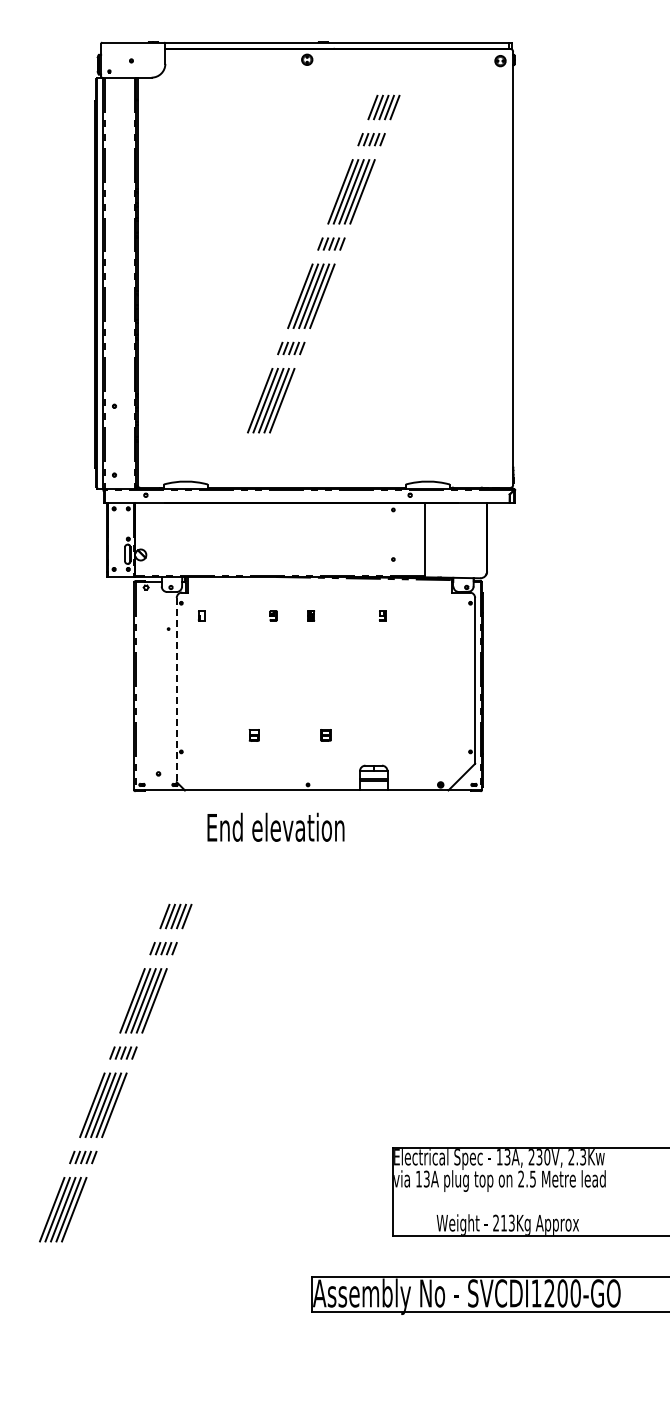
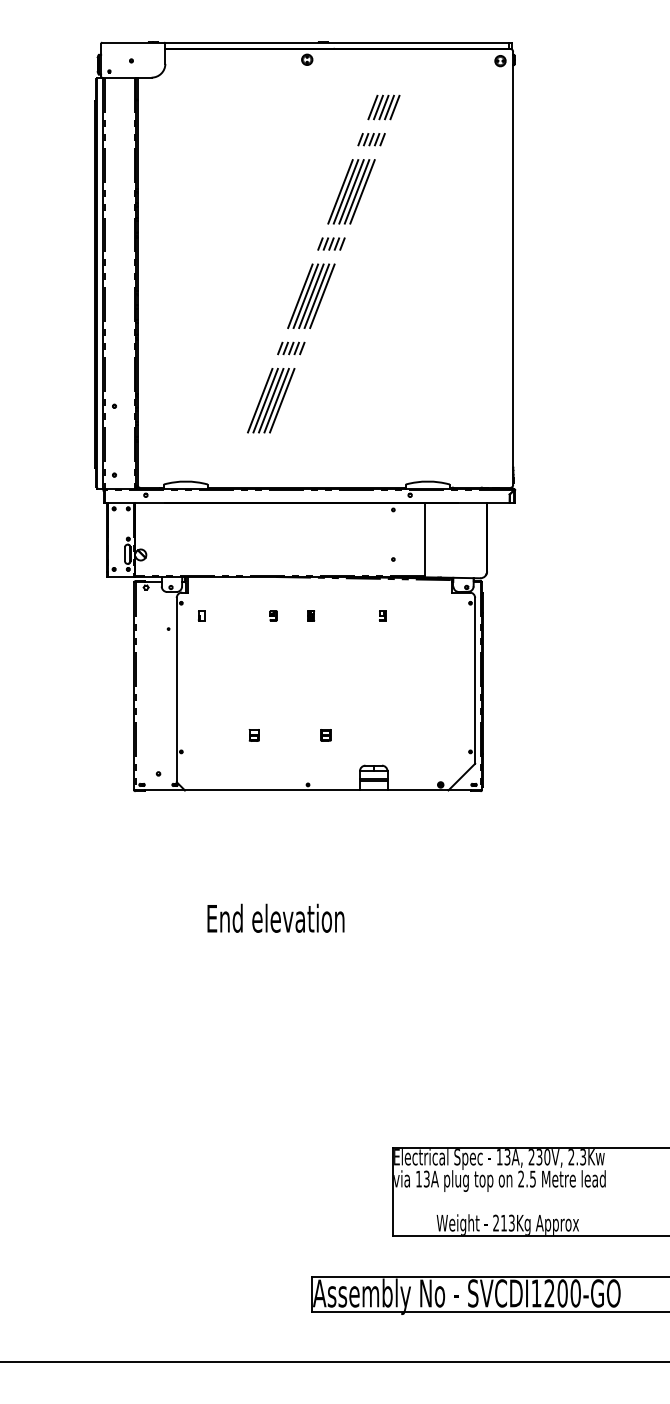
line: dashed -> solid (176, 690)
text position: (275, 826) -> (275, 917) (275, 917)
part: present -> none (115, 1072)
line: none -> present (334, 1361)
